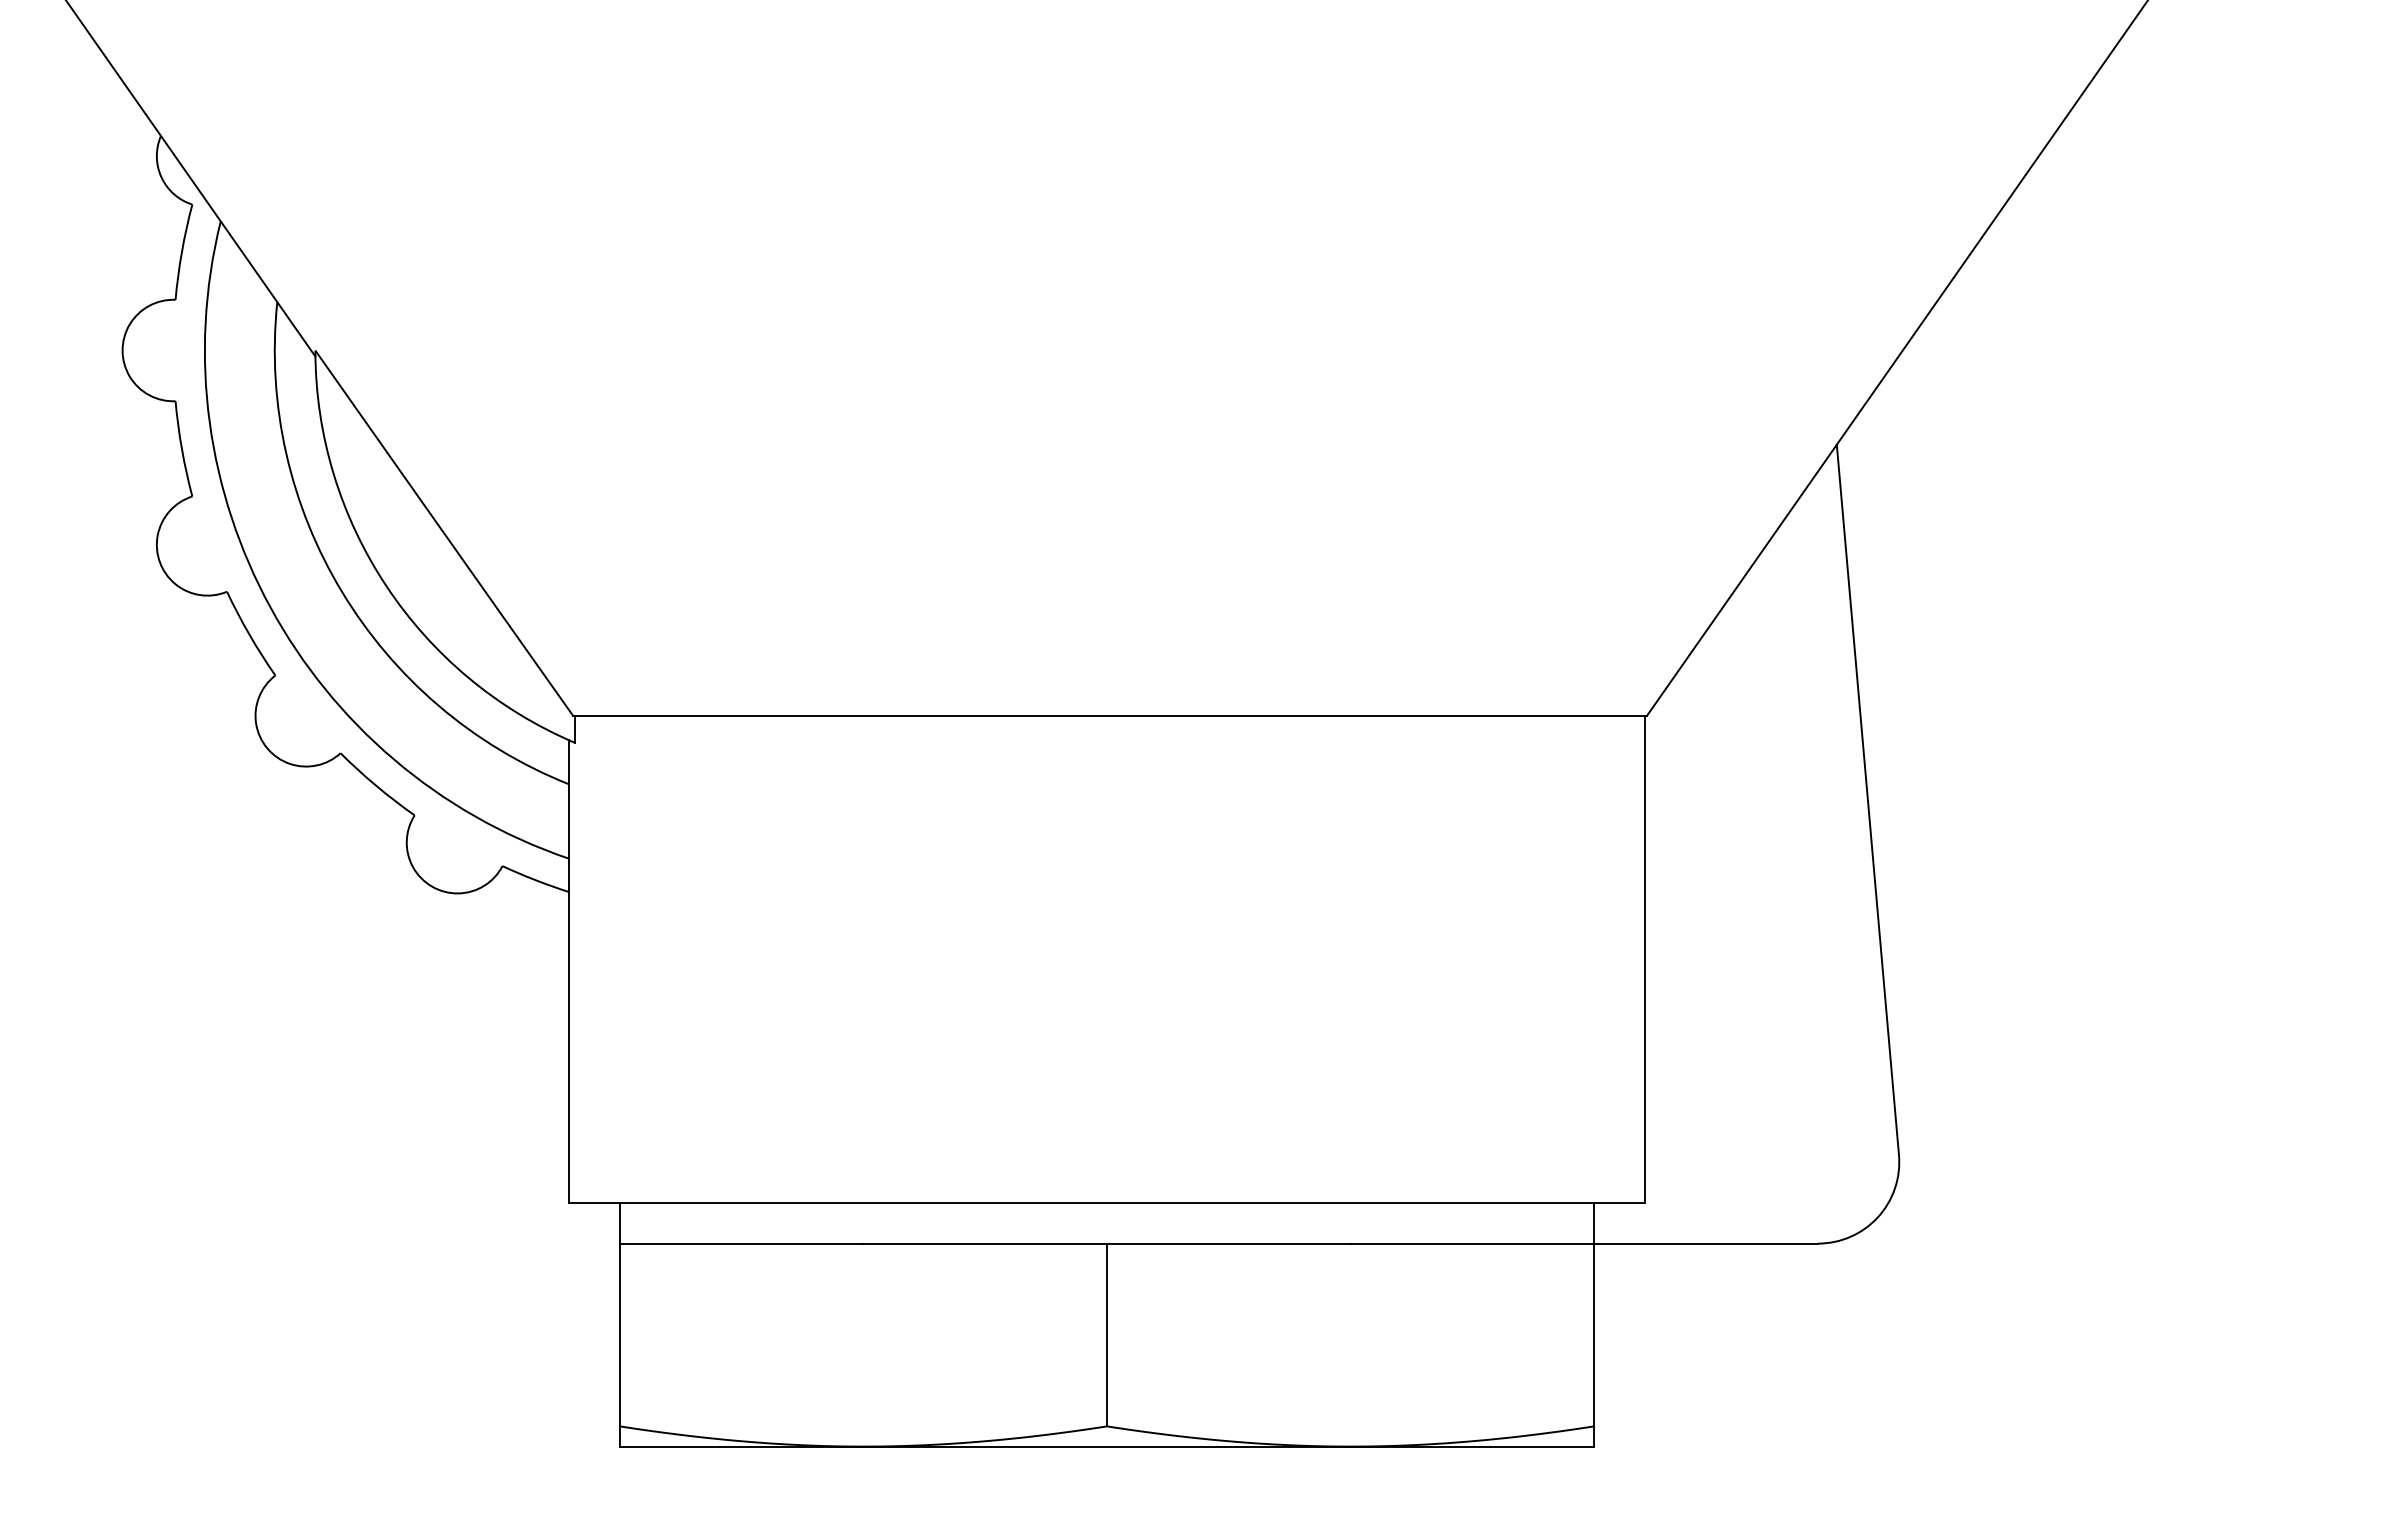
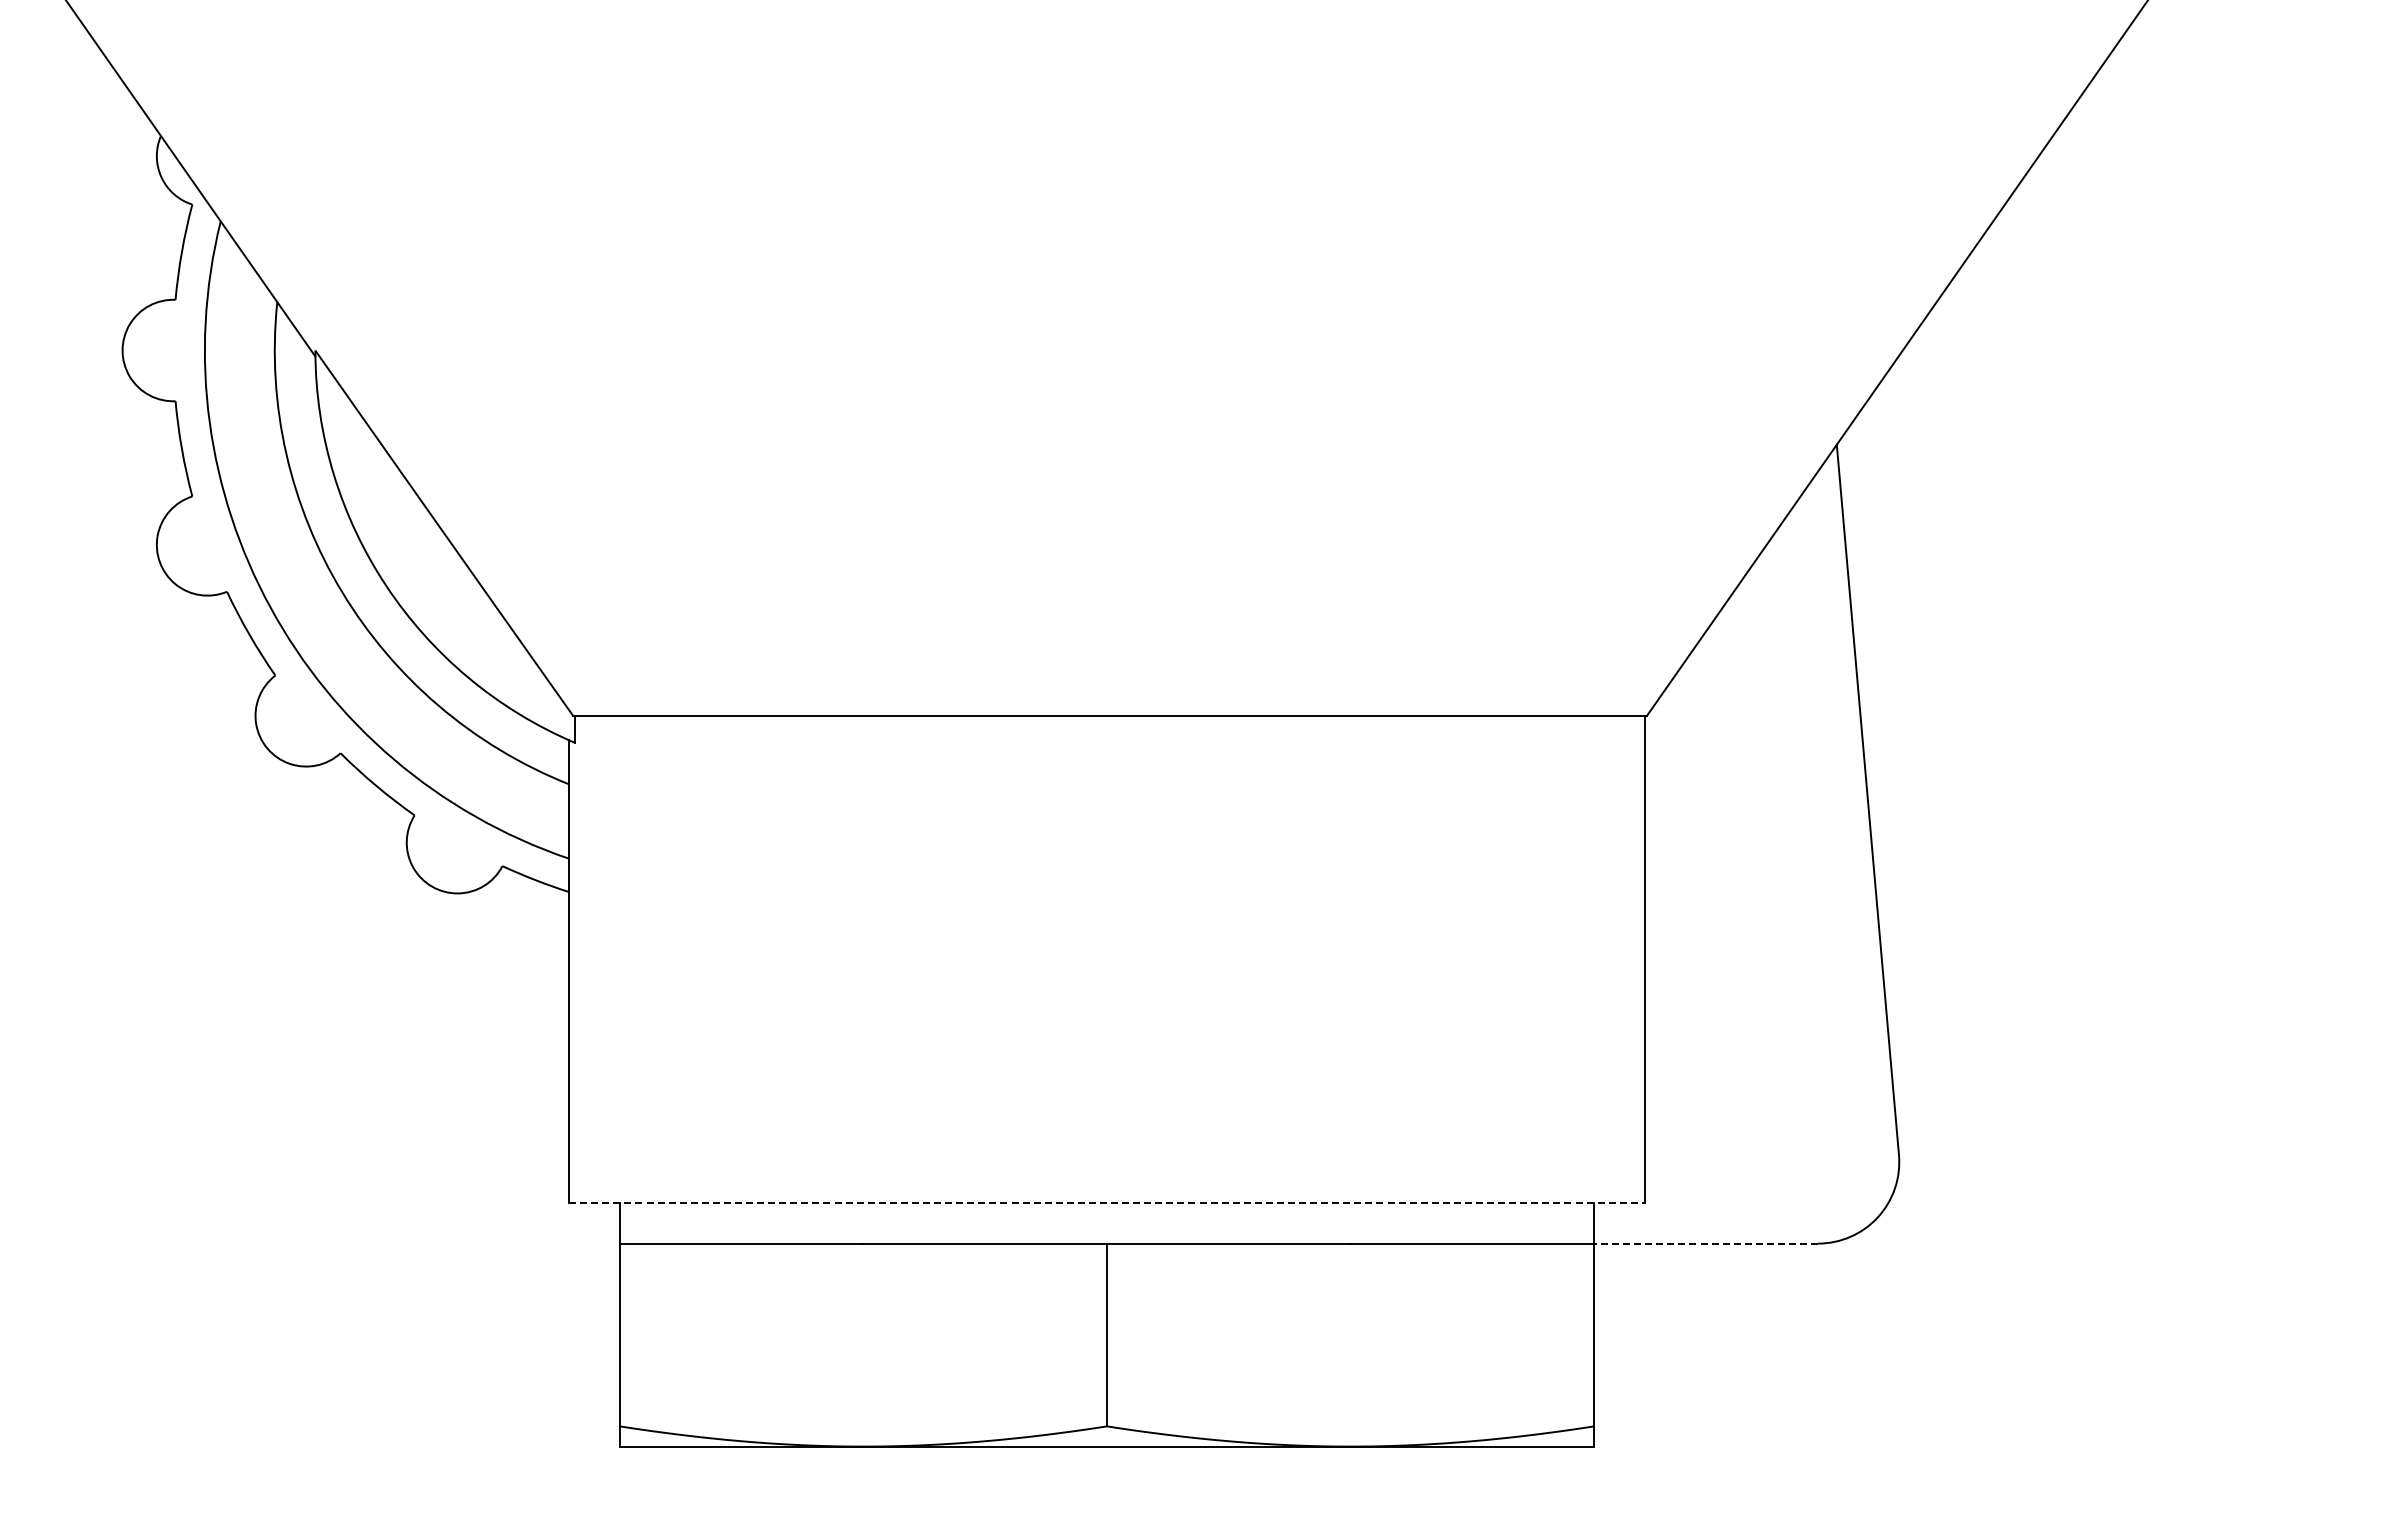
line: solid -> dashed (1107, 1203)
line: solid -> dashed (1706, 1243)
